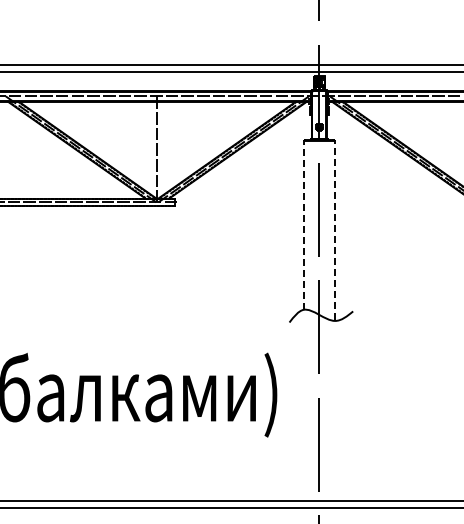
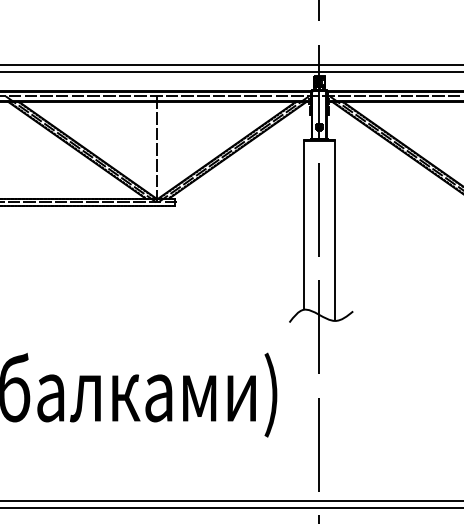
line: dashed -> solid (325, 140)
